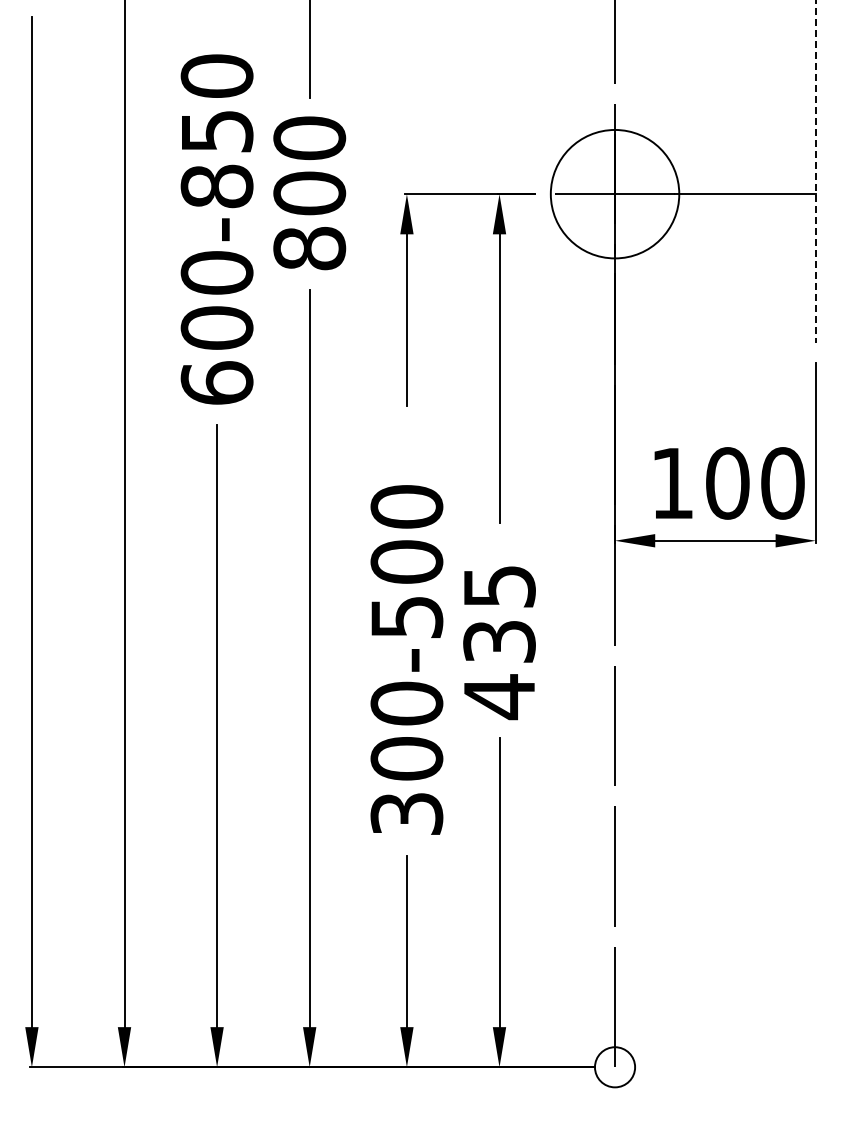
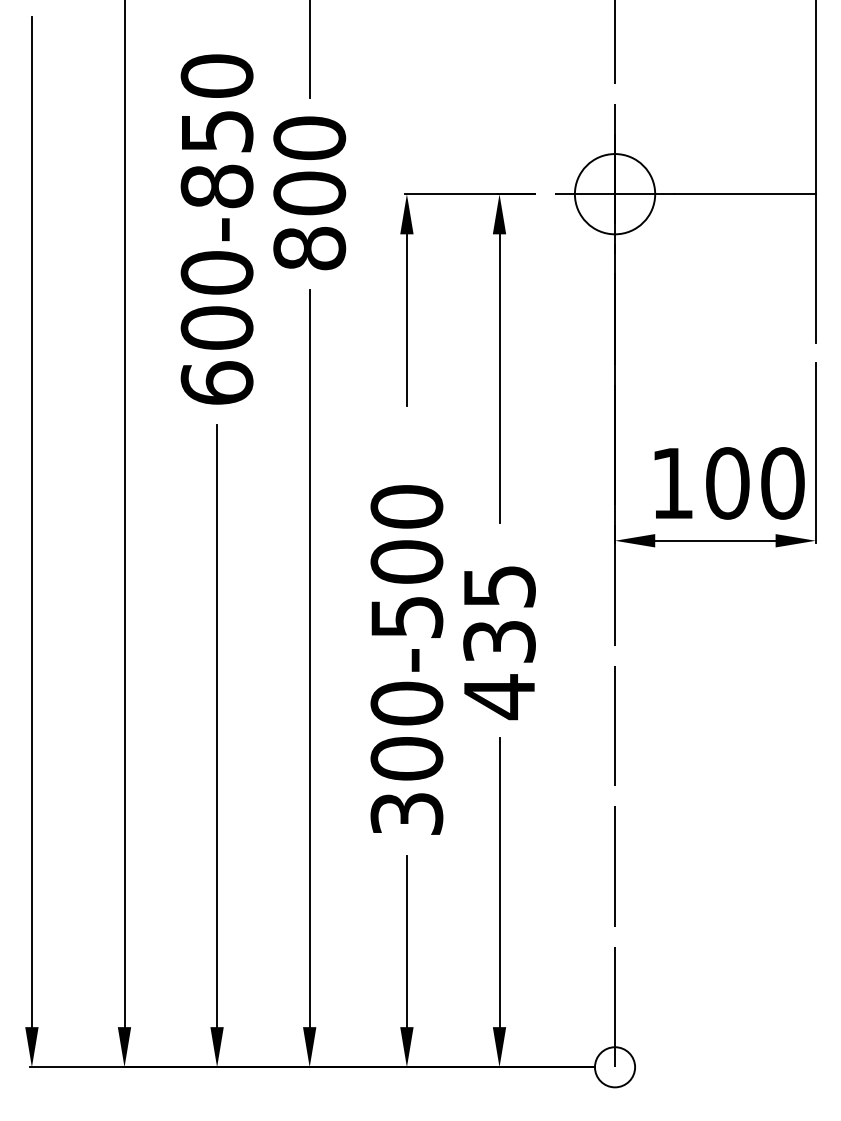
line: dashed -> solid (815, 172)
circle diameter: 128 px -> 80 px (614, 194)
